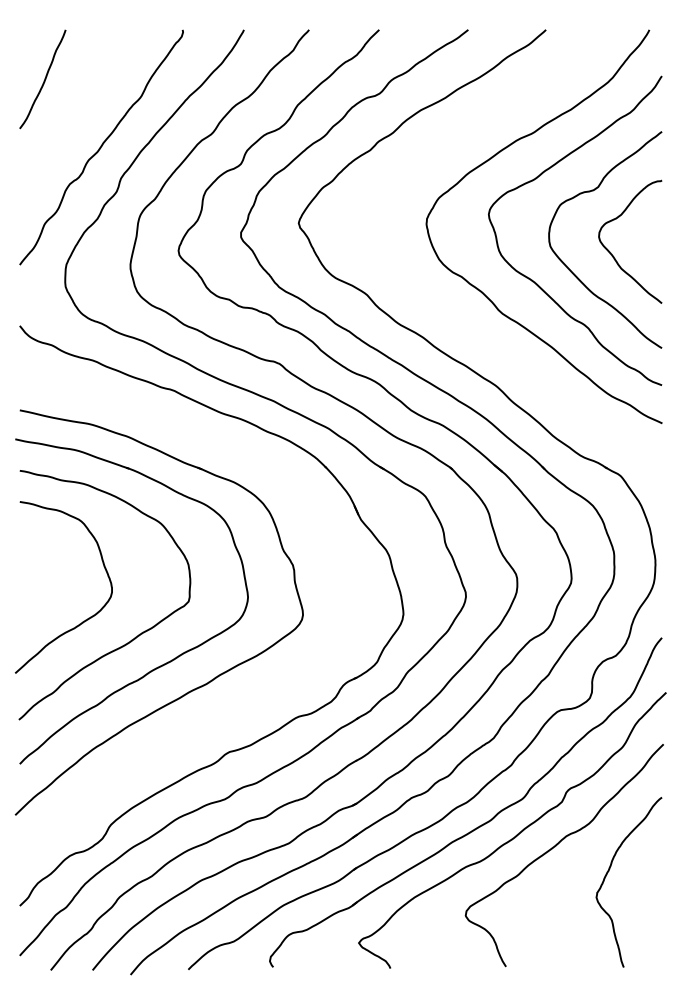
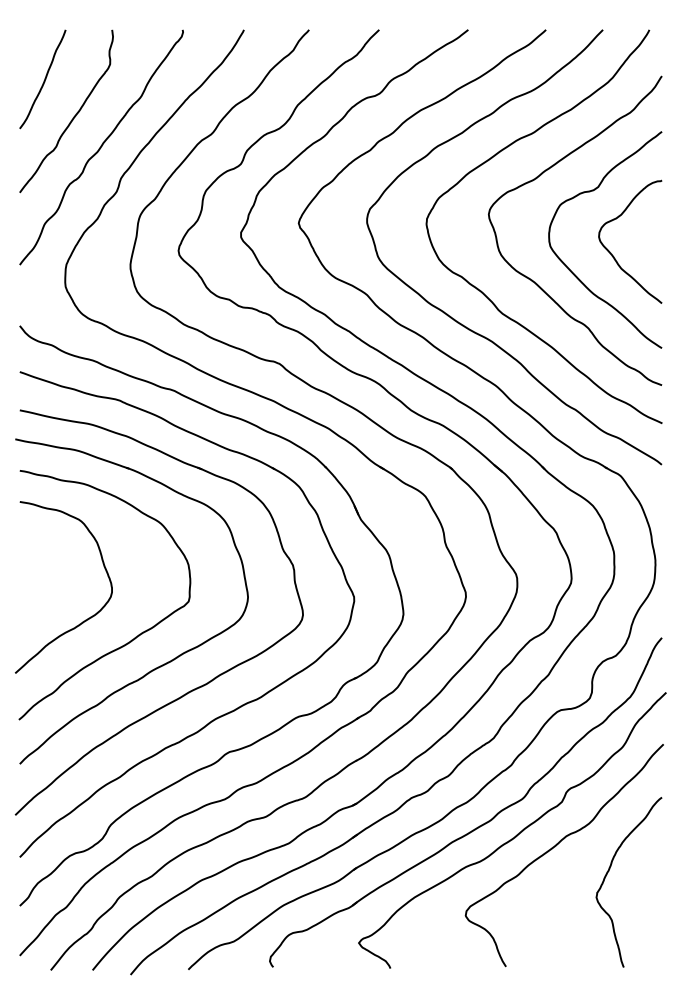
curve: none -> present (73, 116)
curve: none -> present (468, 327)
part: none -> present (238, 706)
